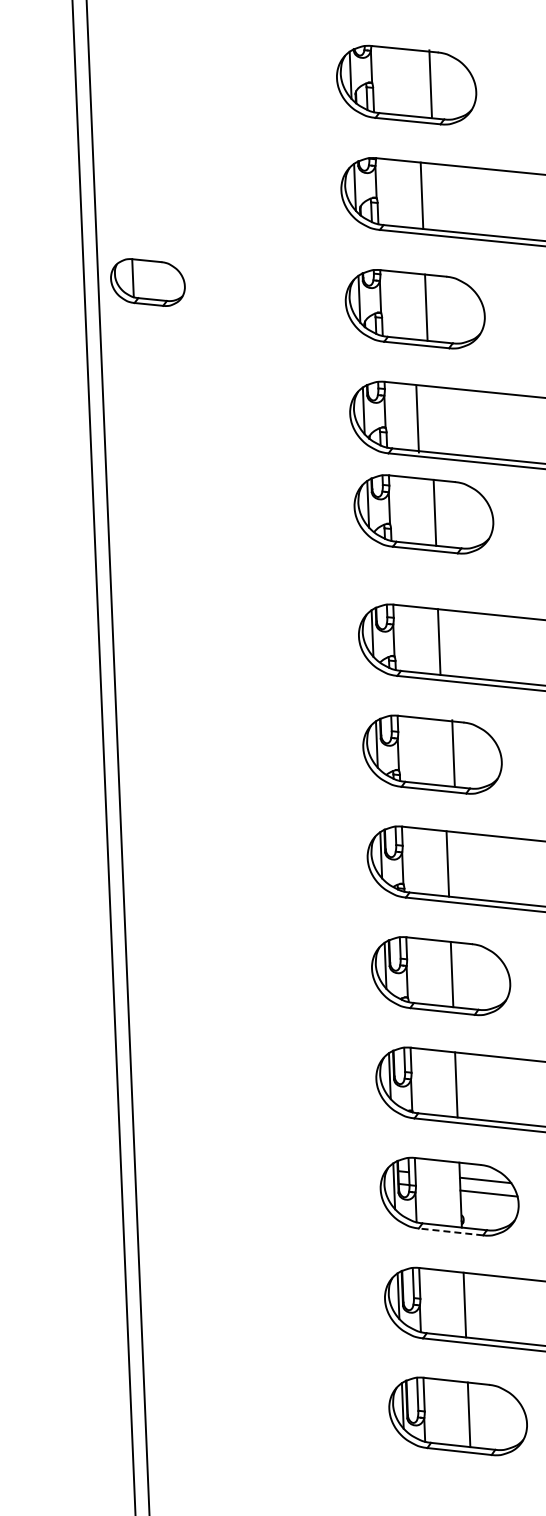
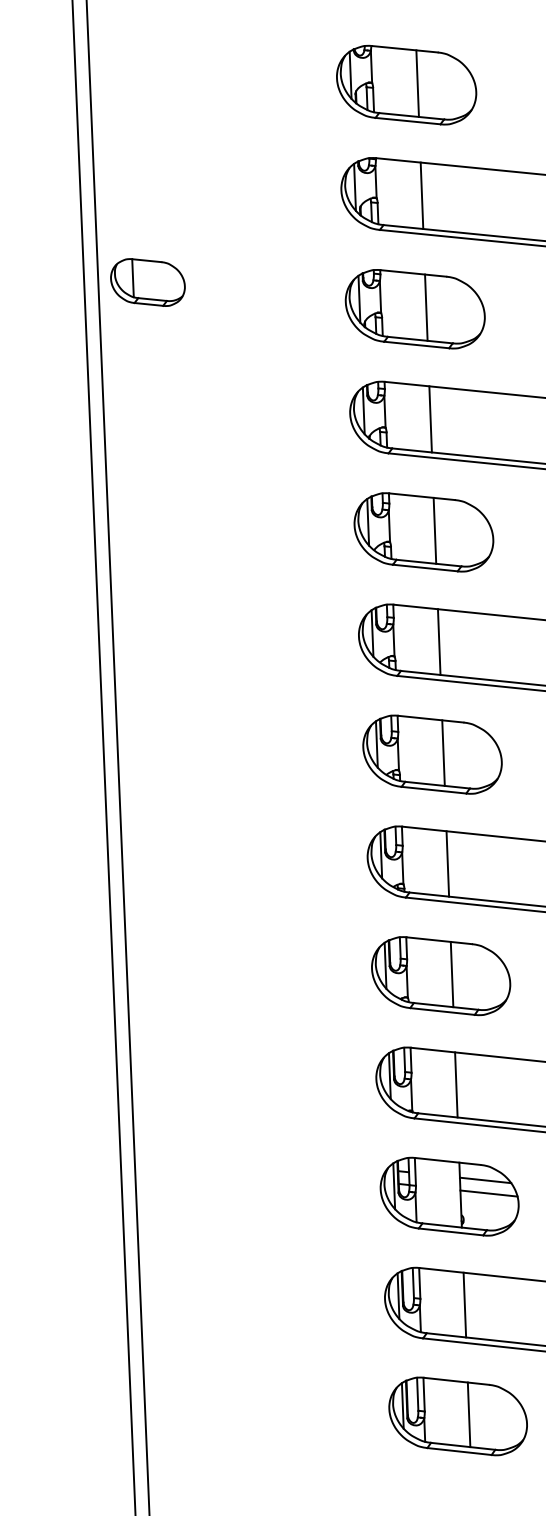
line position: (430, 83) -> (417, 83) (417, 83)
line position: (417, 419) -> (430, 419) (430, 419)
part position: (423, 514) -> (423, 532) (423, 532)
line position: (453, 752) -> (443, 752) (443, 752)
line: dashed -> solid (450, 1231)
